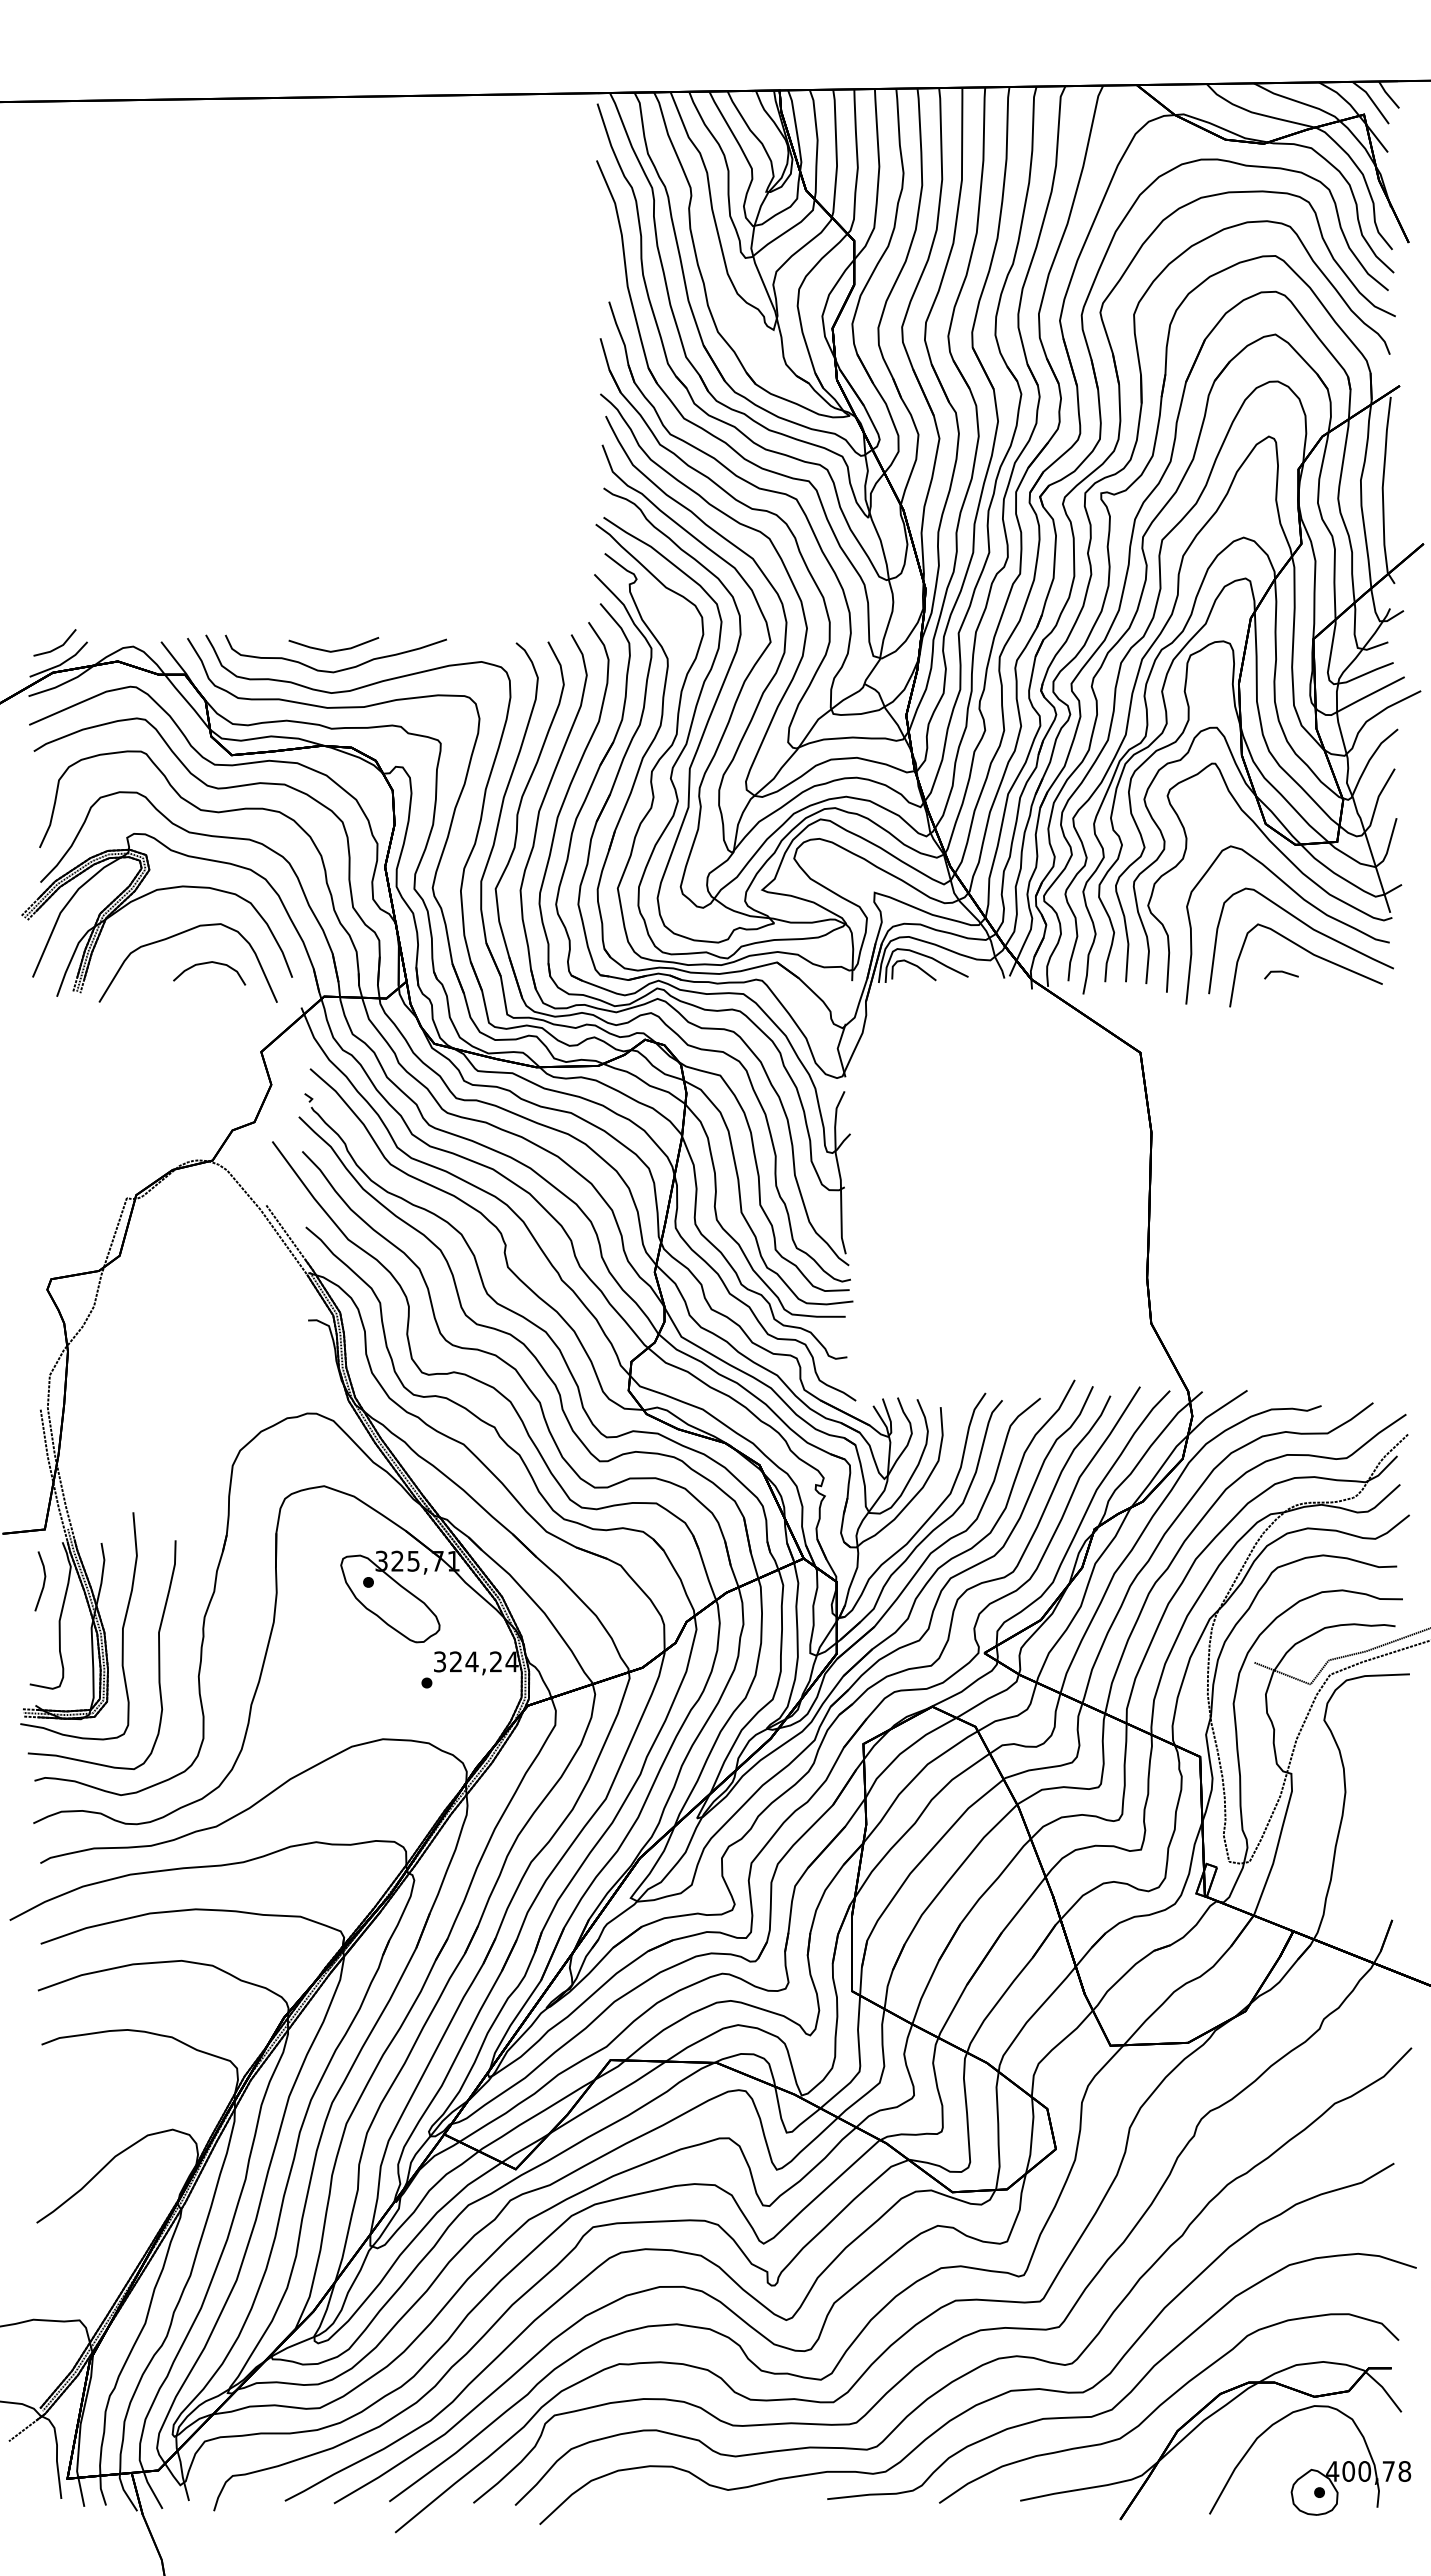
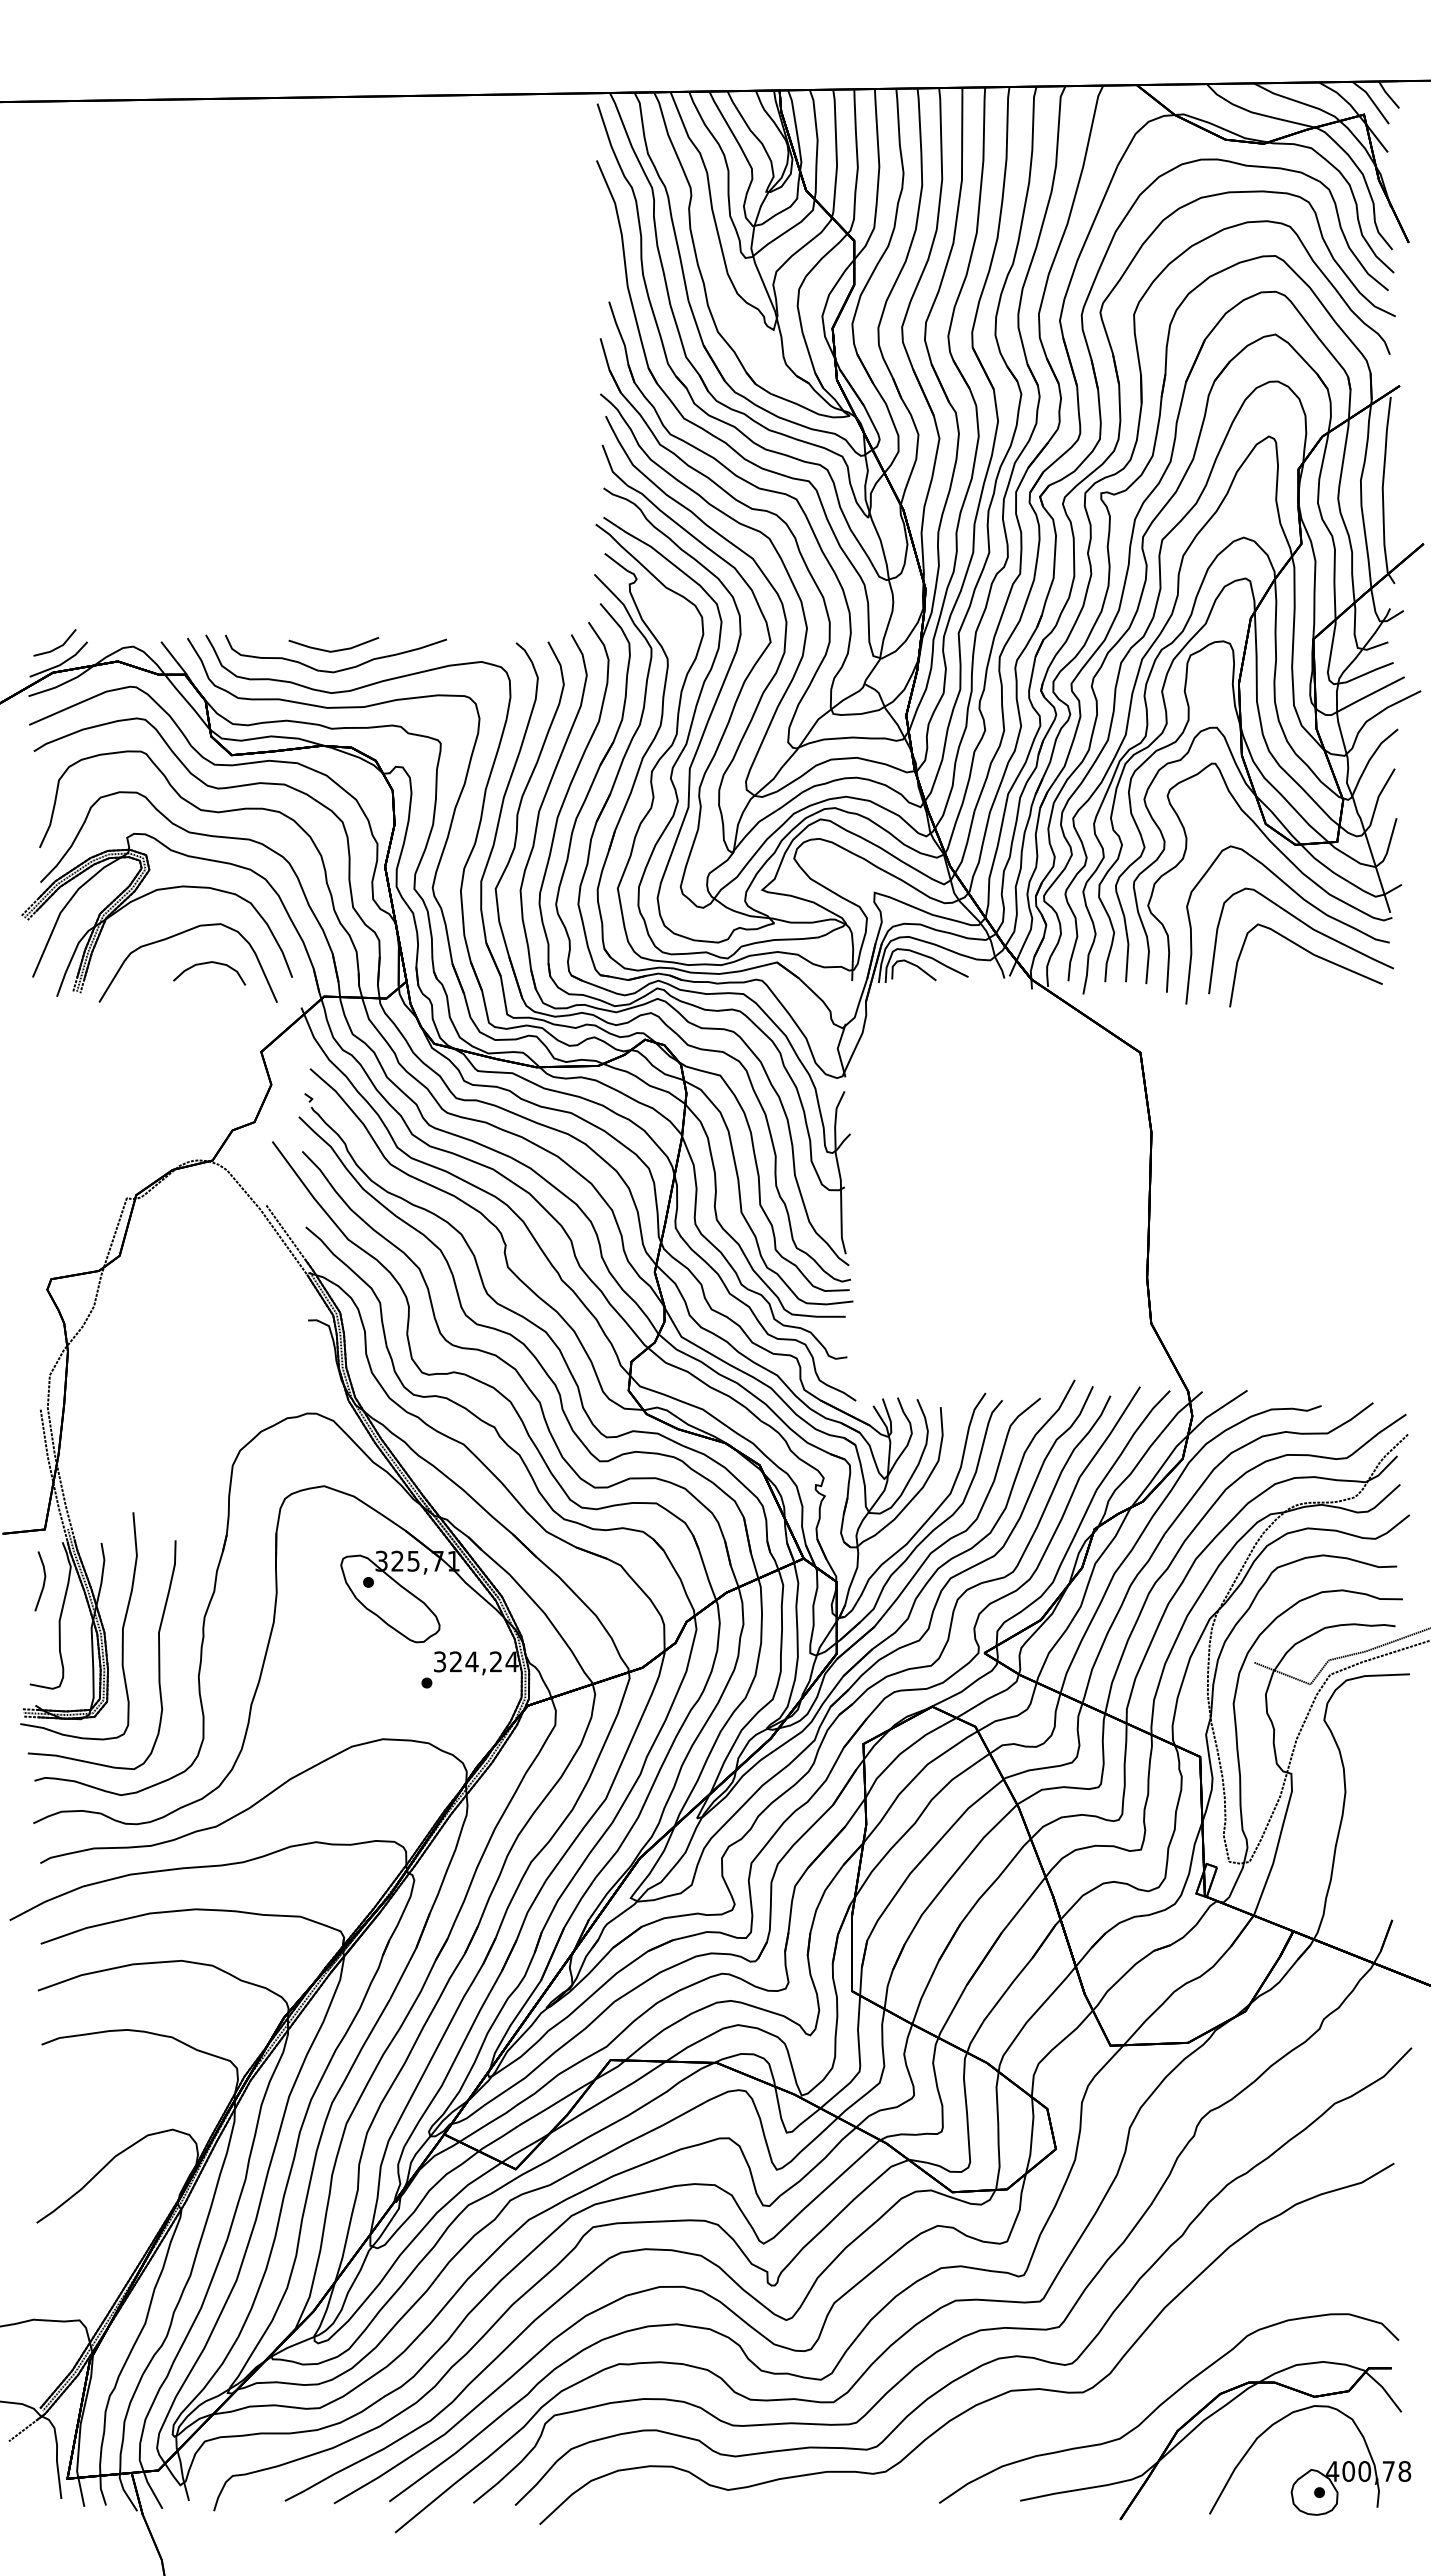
part: present -> none (1281, 974)
curve: present -> none (1133, 2387)
